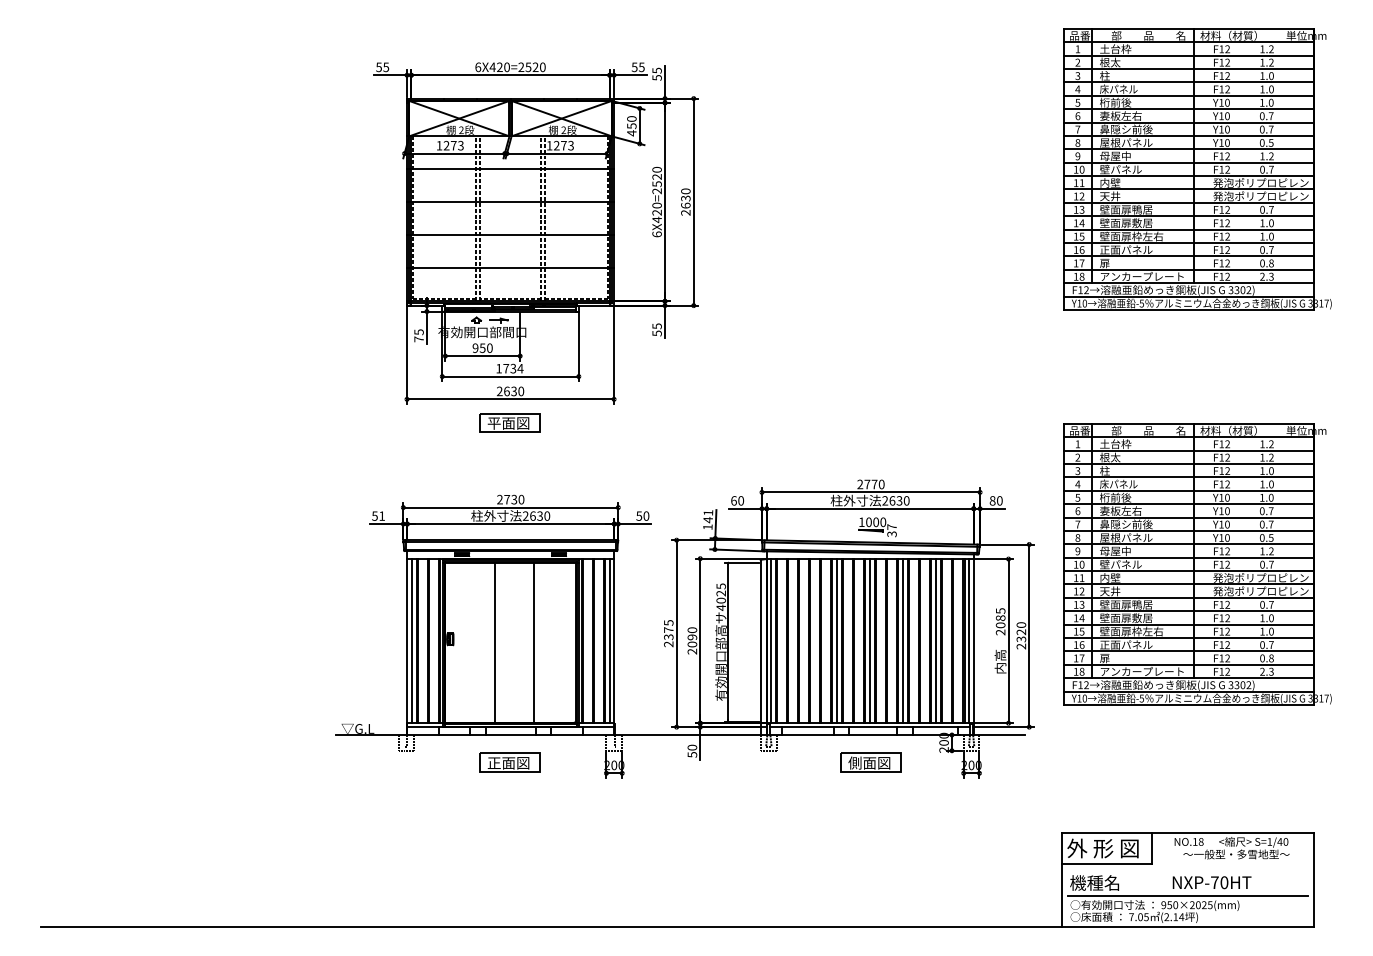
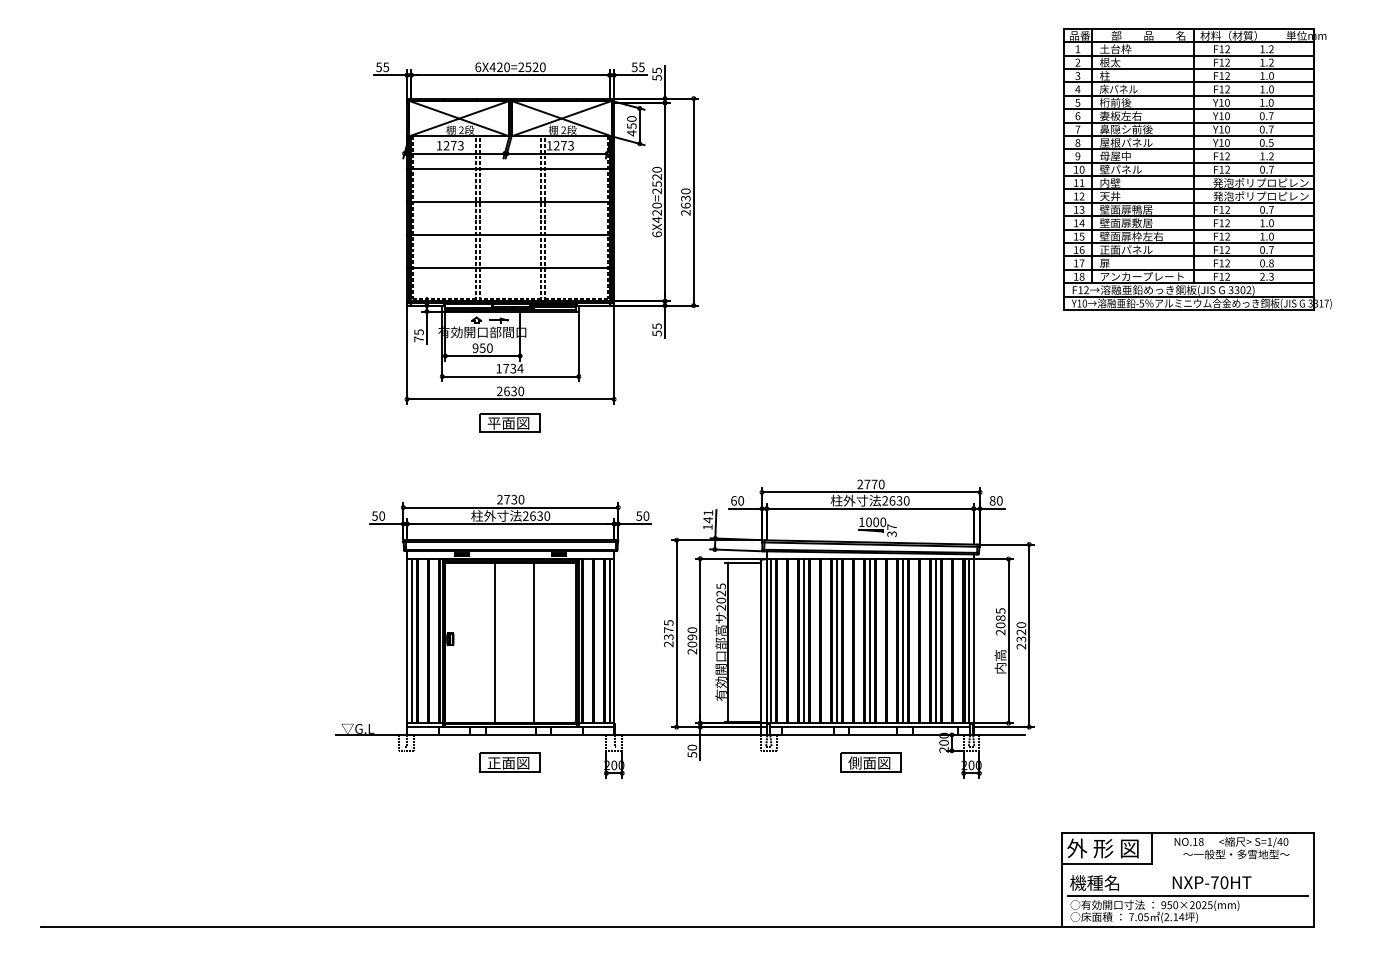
text: 51 -> 50 (382, 515)
part: present -> none (1197, 564)
text: 4025 -> 2025 (720, 607)
line: none -> present (804, 640)
